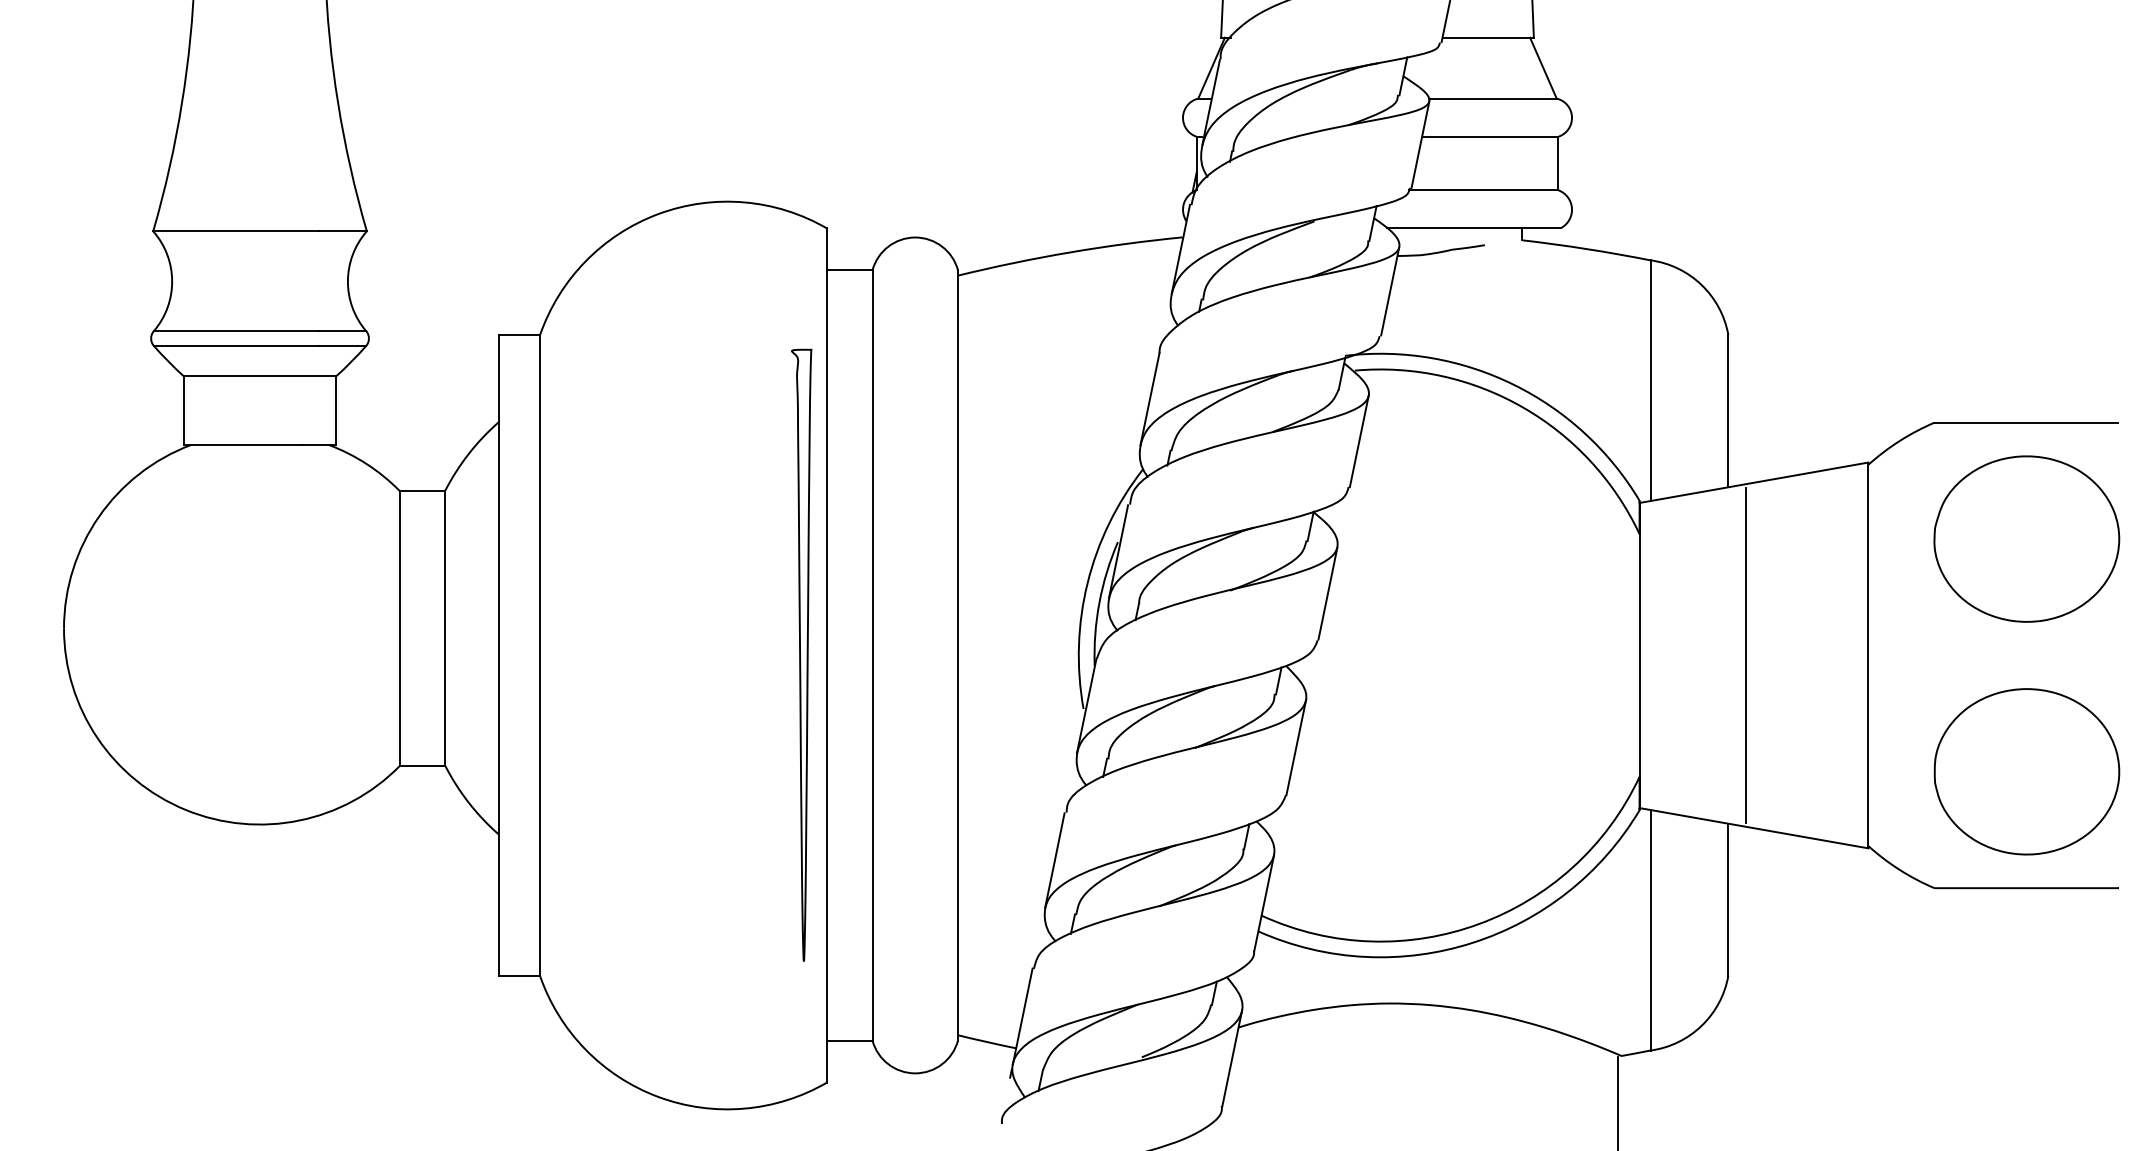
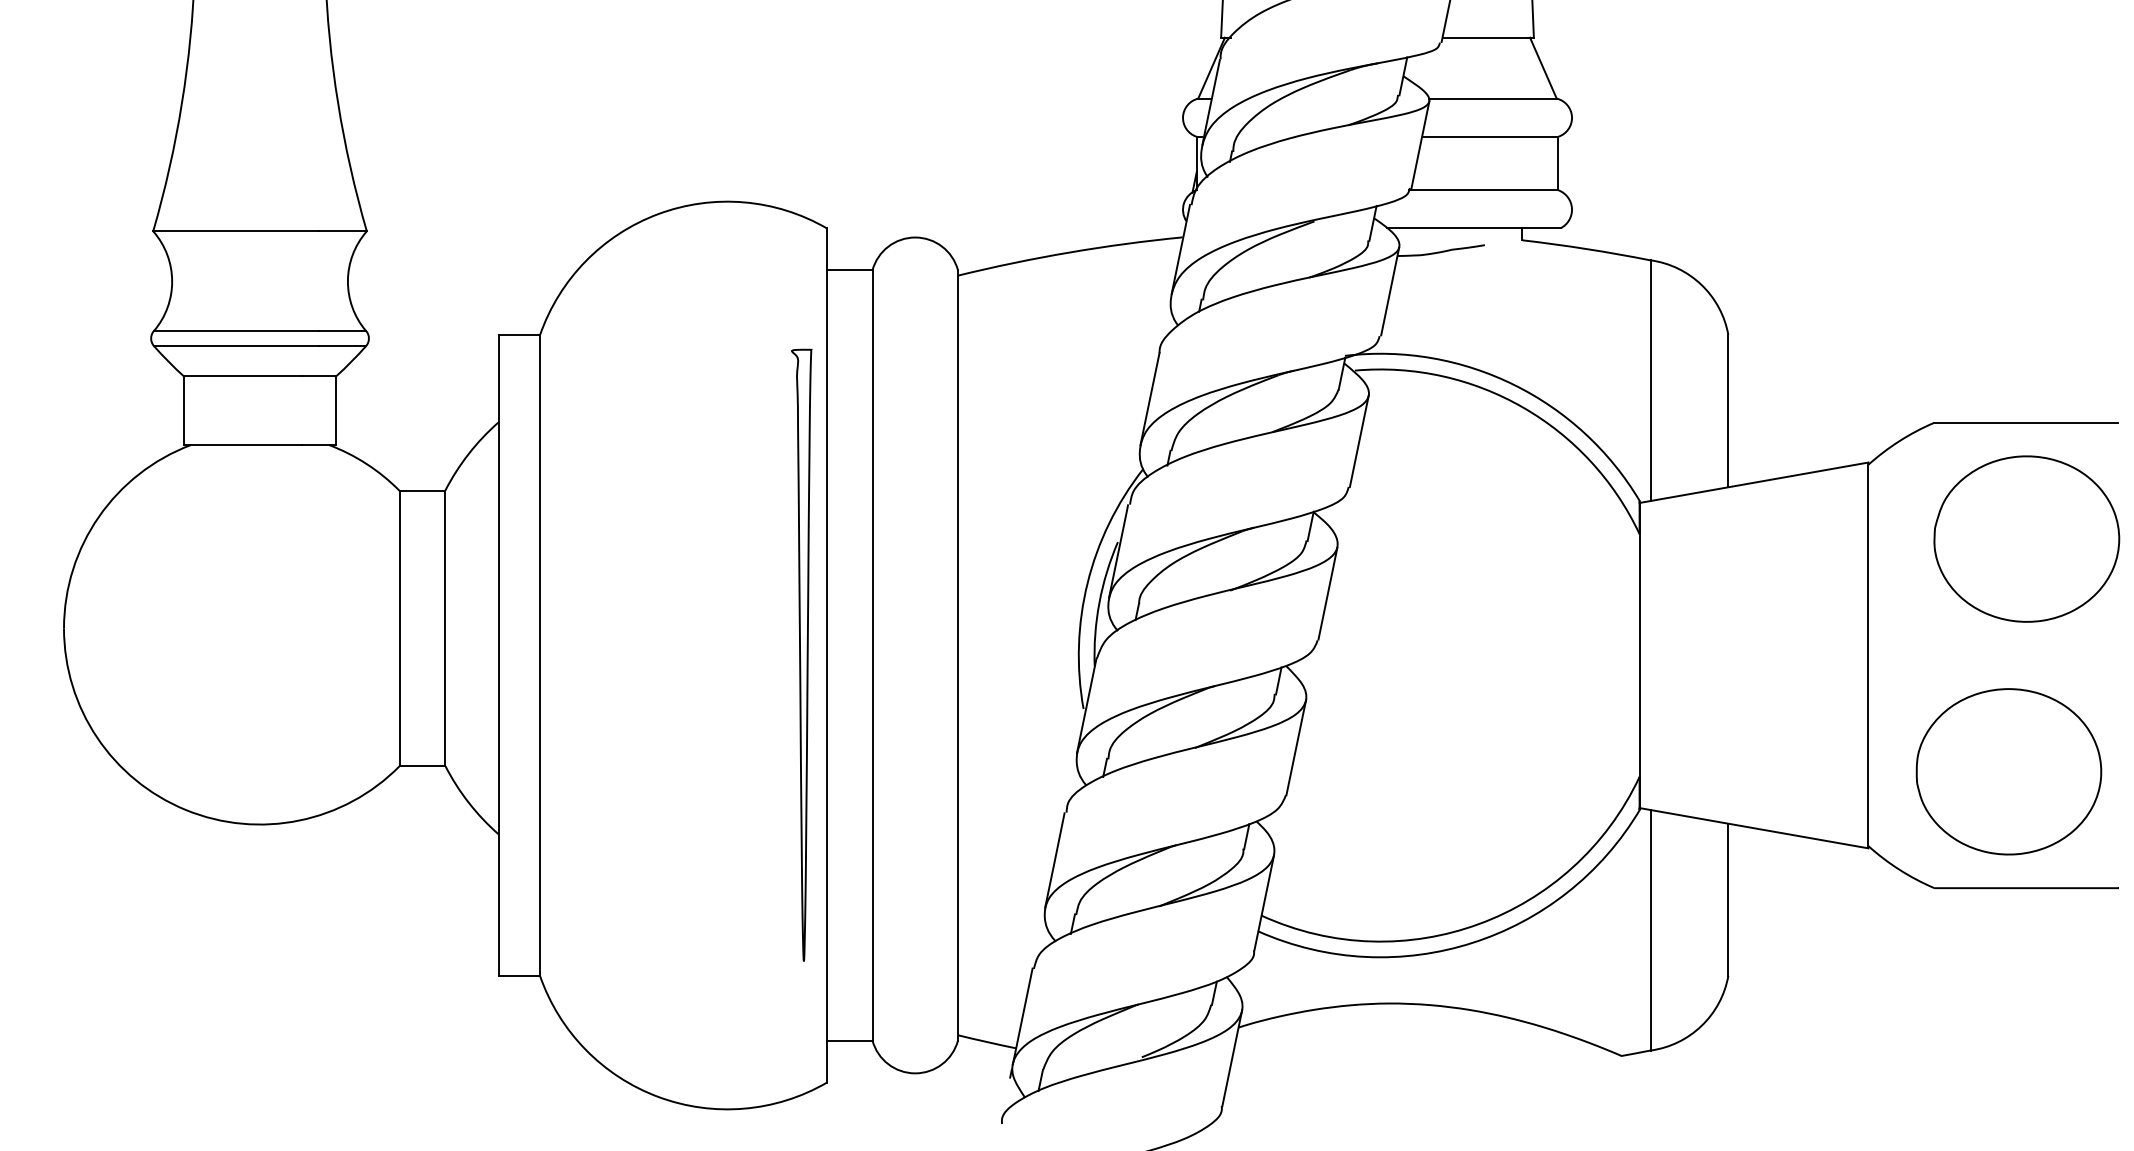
line: present -> none (1746, 655)
part position: (2026, 771) -> (2008, 771) (2008, 771)
line: present -> none (1617, 1101)
